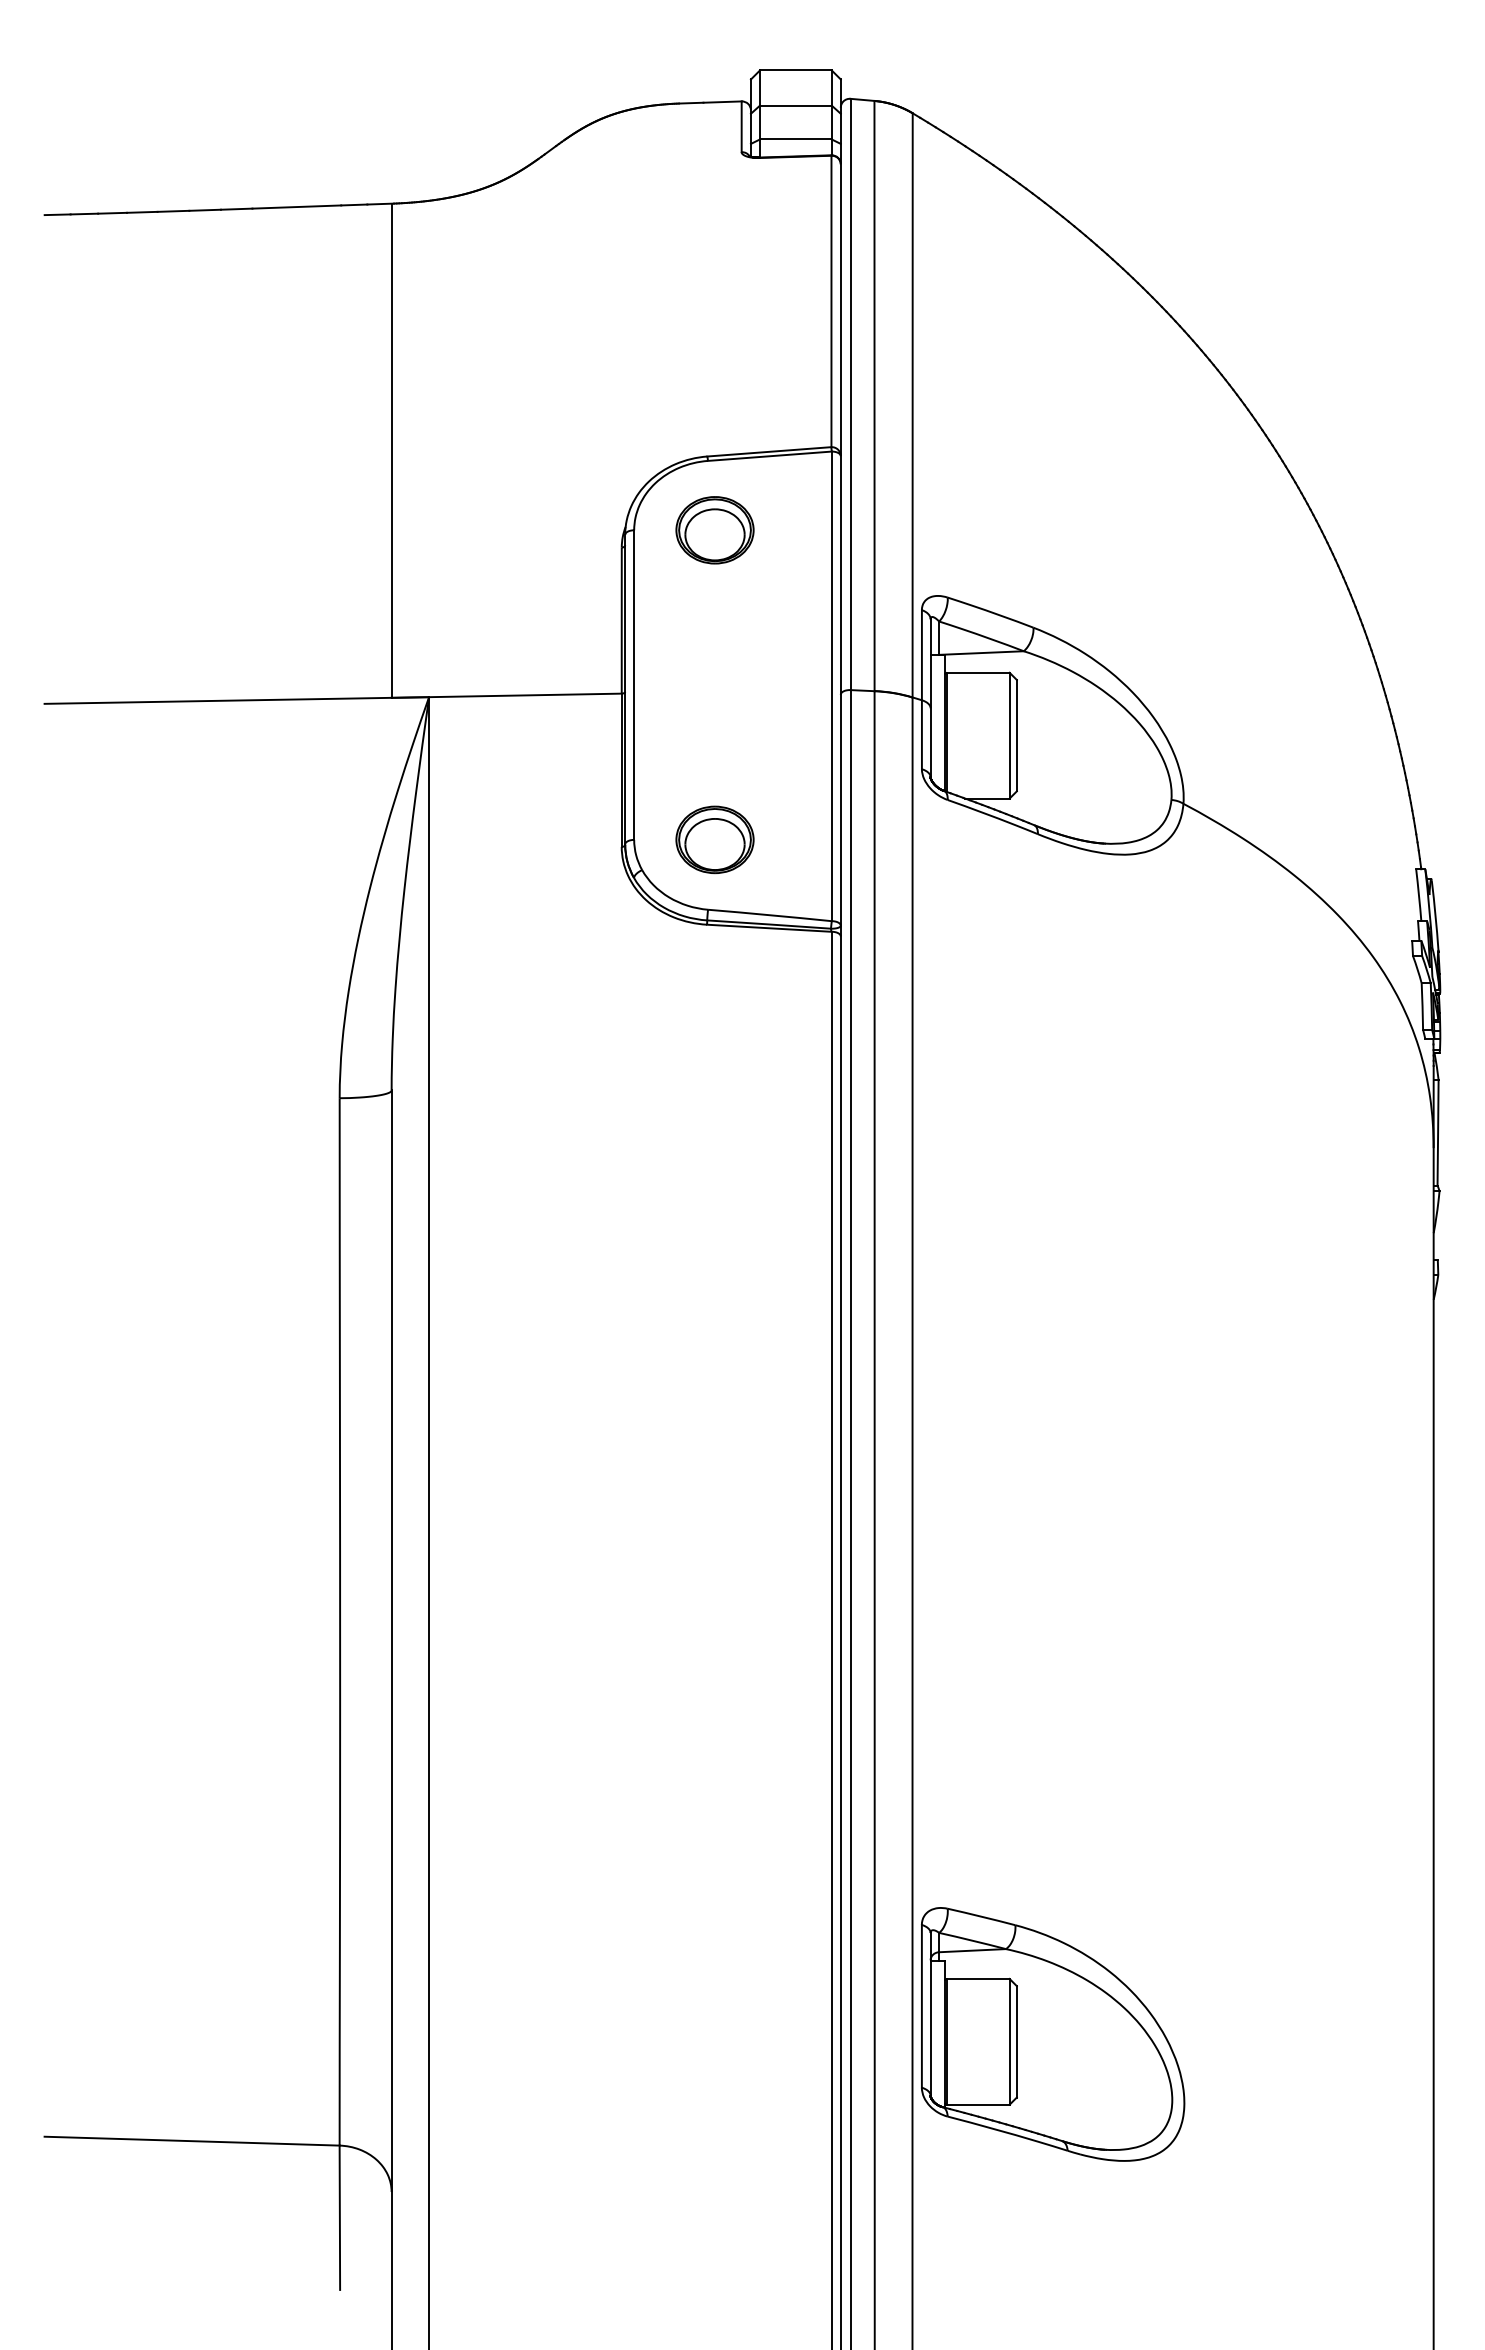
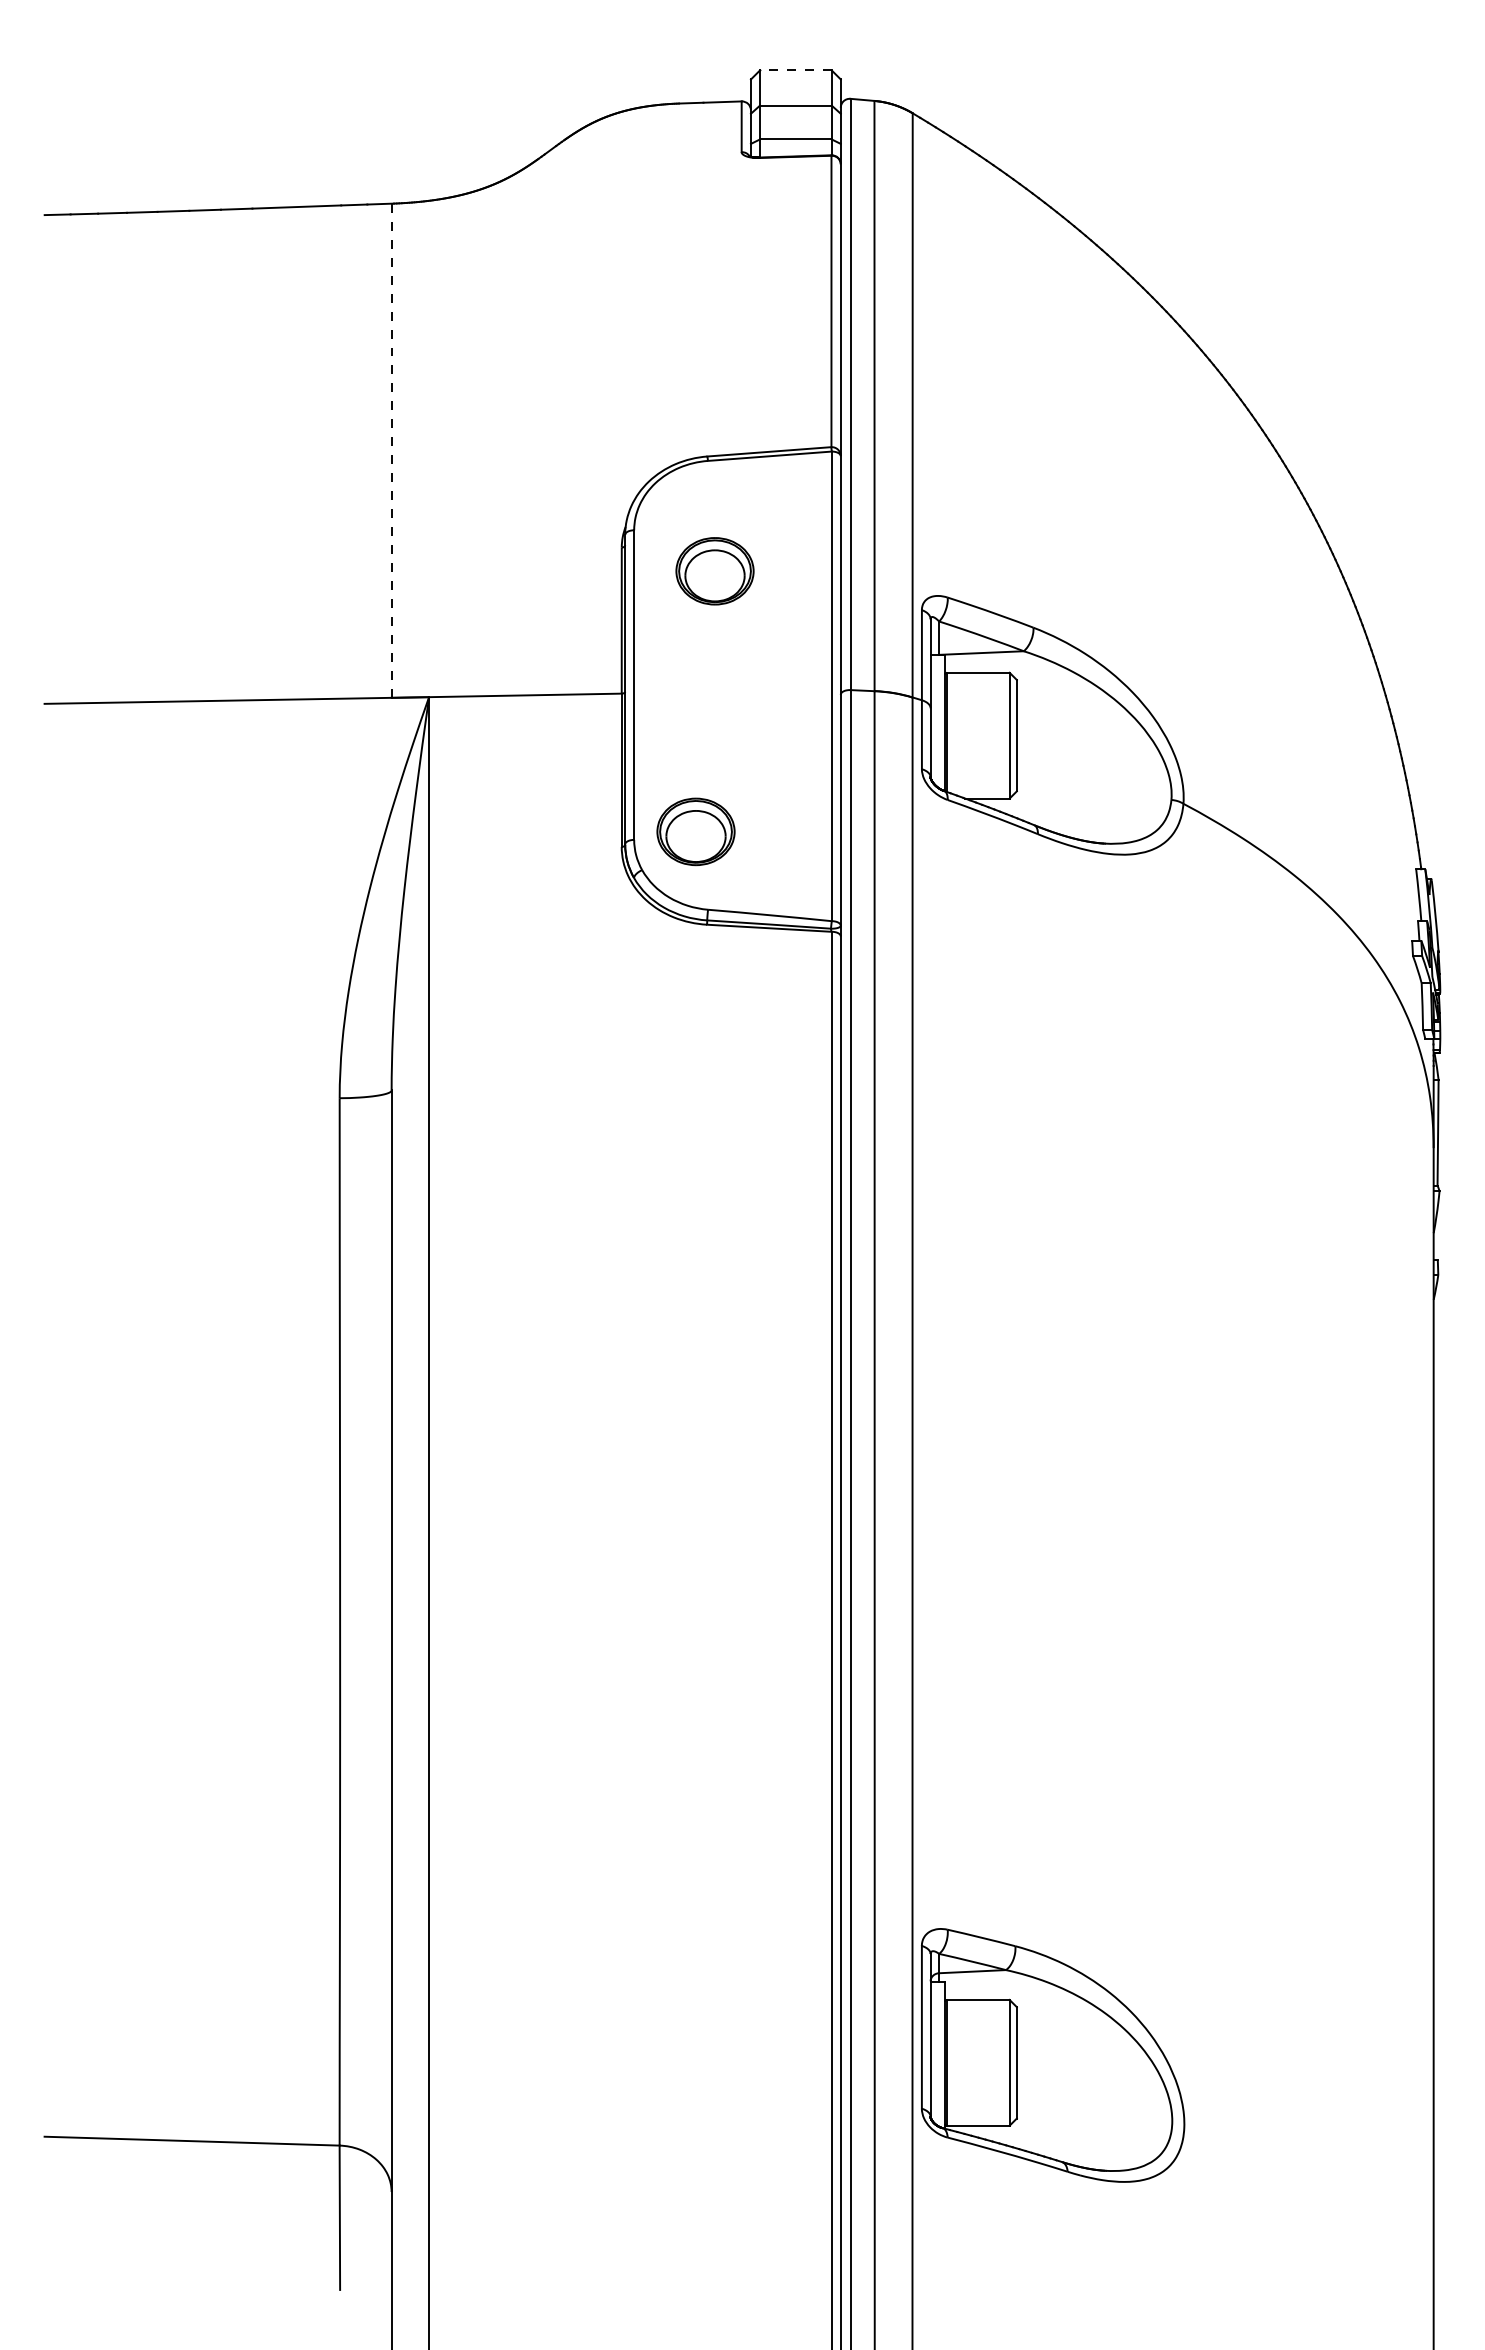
line: solid -> dashed (795, 70)
line: solid -> dashed (391, 450)
part position: (714, 530) -> (714, 571) (714, 571)
part position: (714, 839) -> (695, 831) (695, 831)
part position: (1053, 2034) -> (1053, 2055) (1053, 2055)
